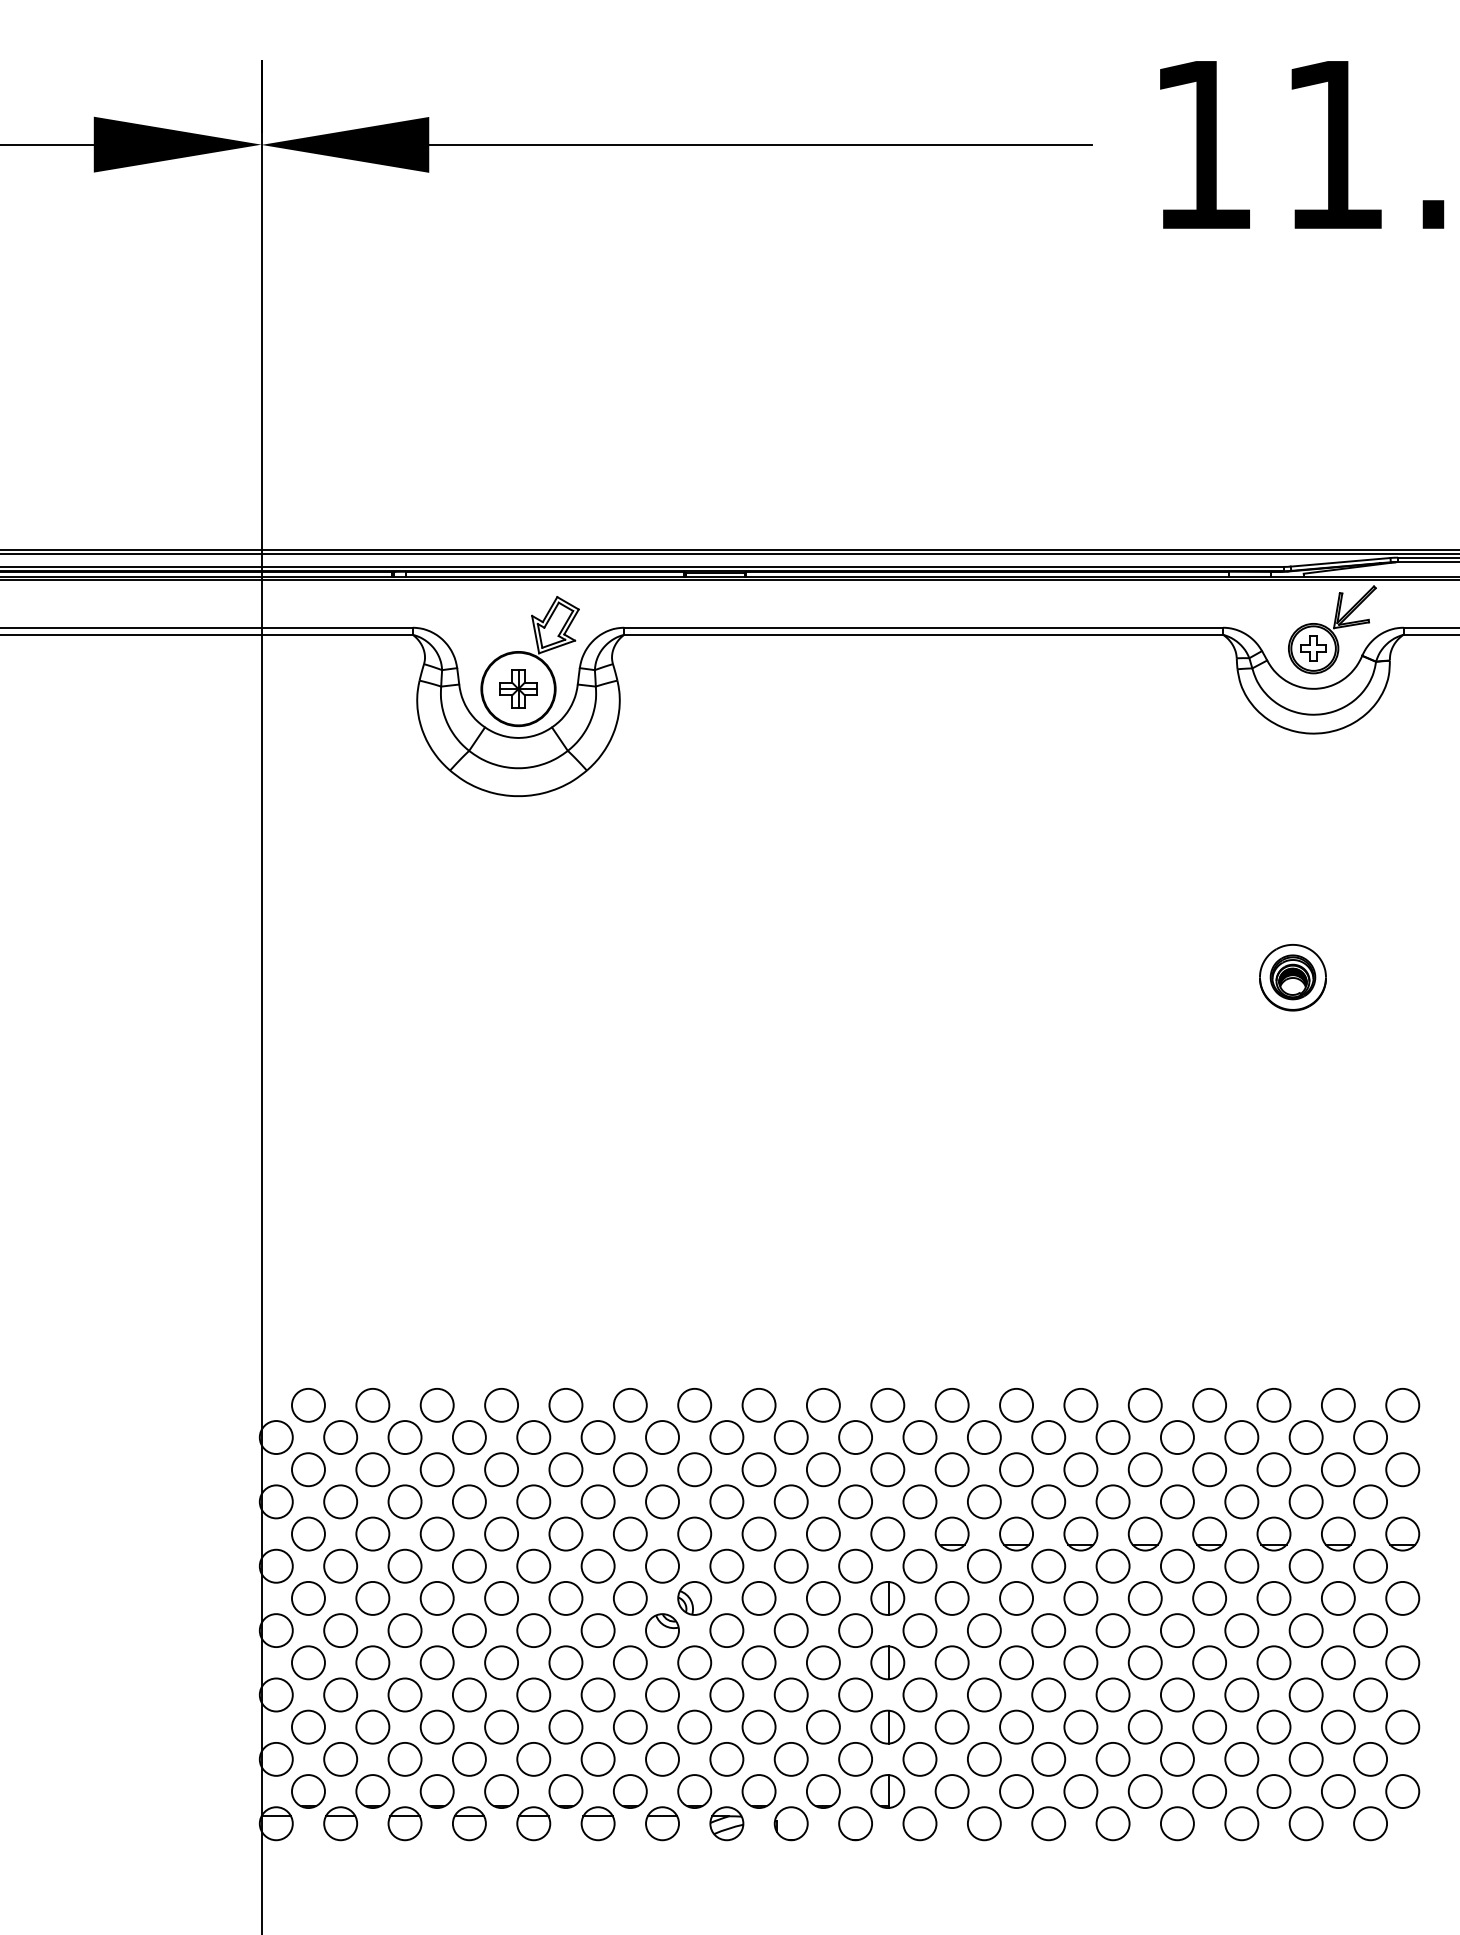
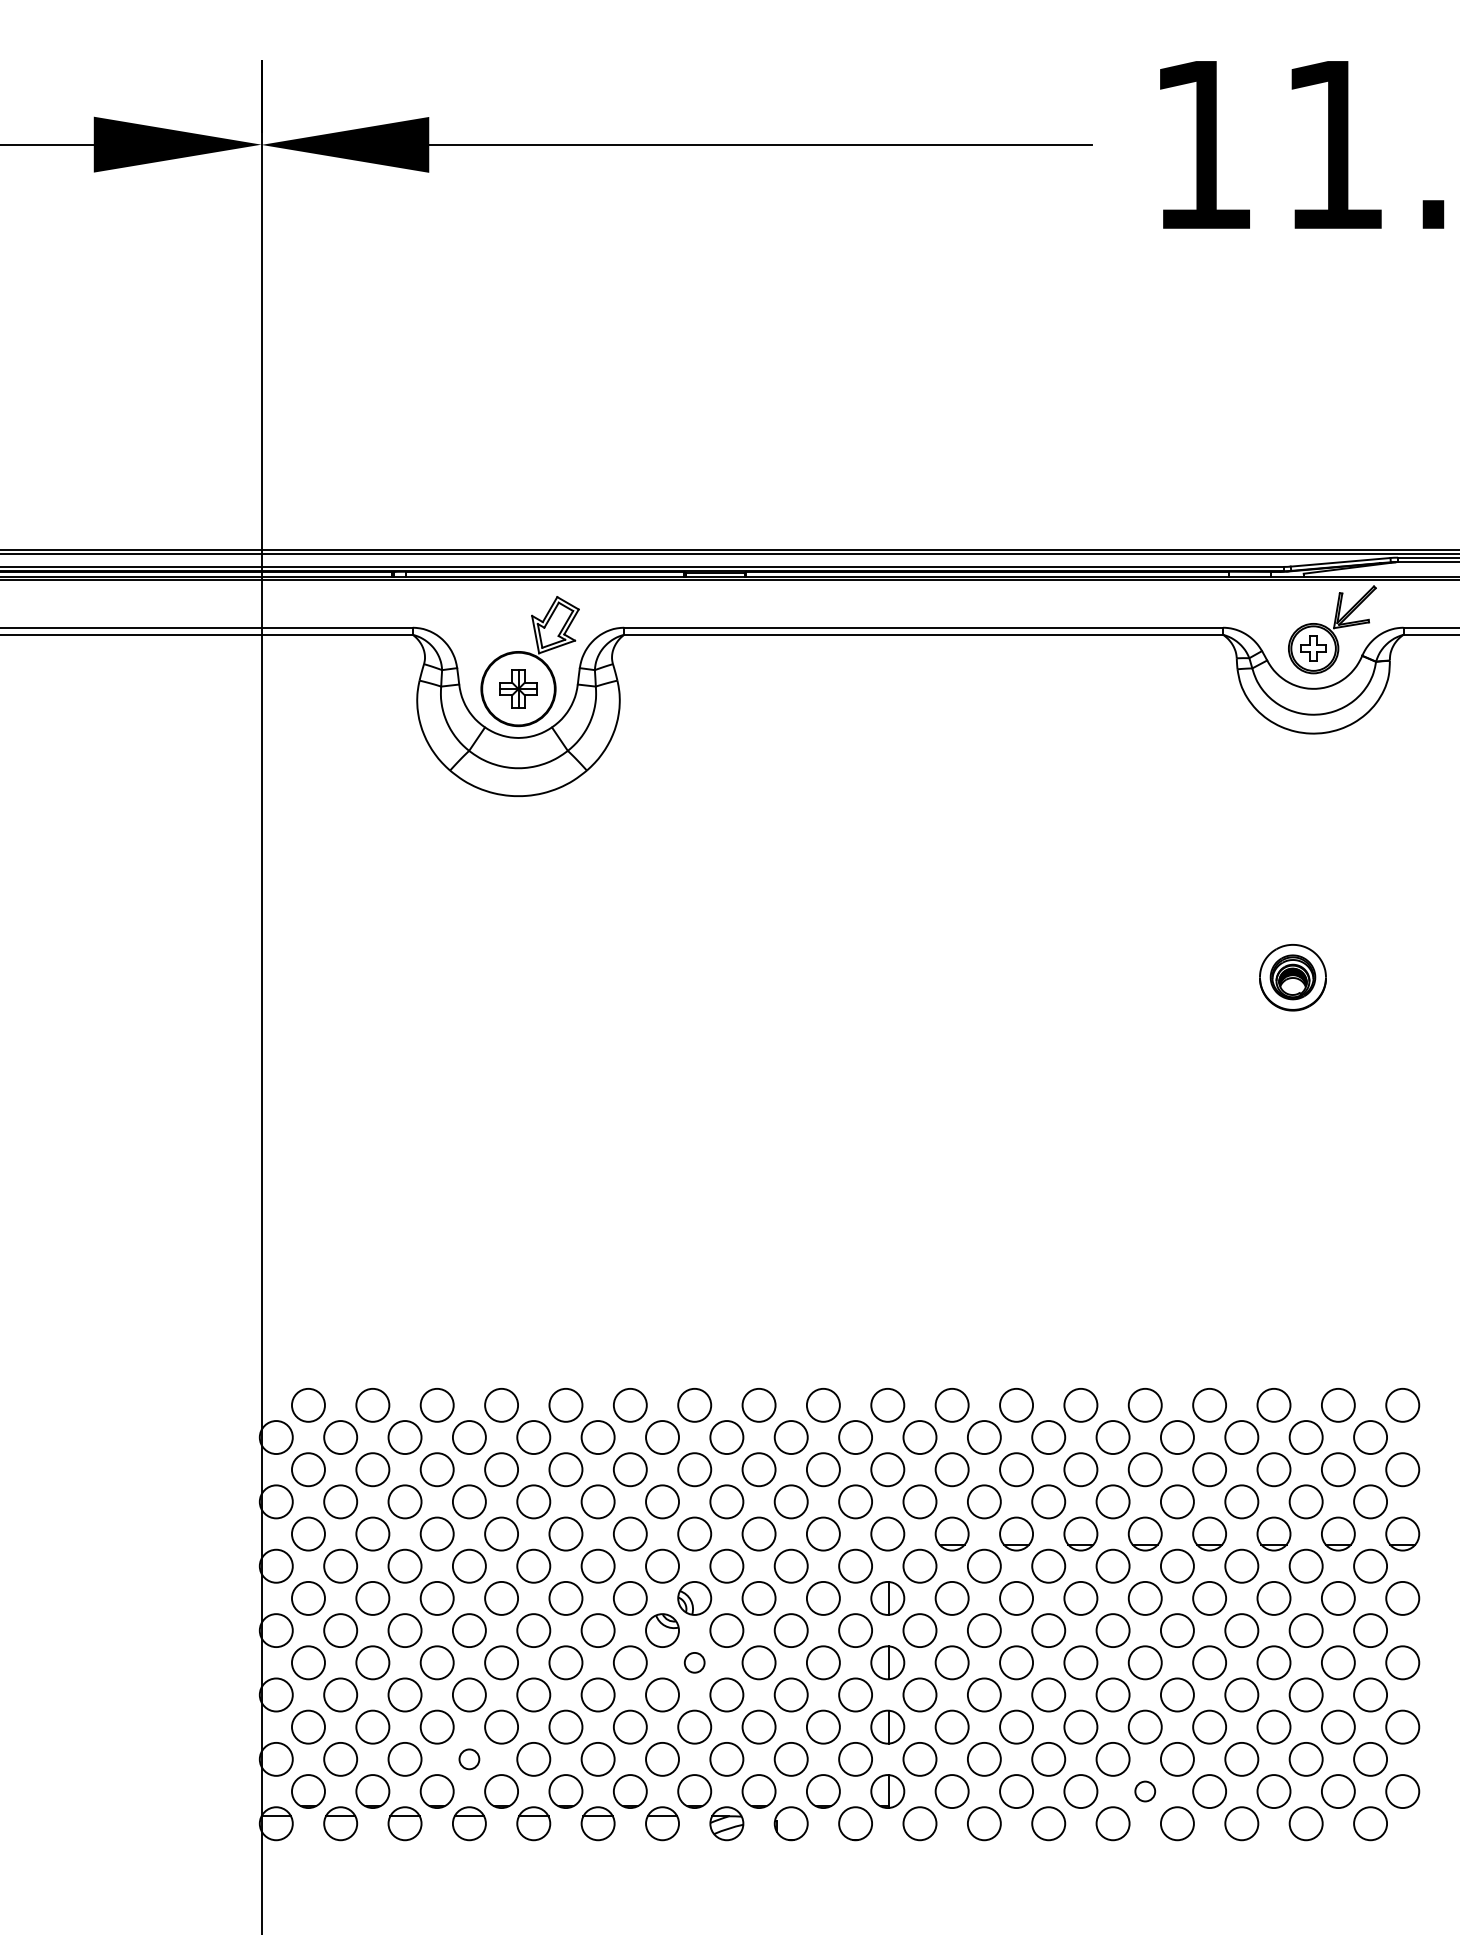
circle diameter: 33 px -> 20 px (694, 1662)
circle diameter: 33 px -> 20 px (469, 1759)
circle diameter: 33 px -> 20 px (1145, 1791)
